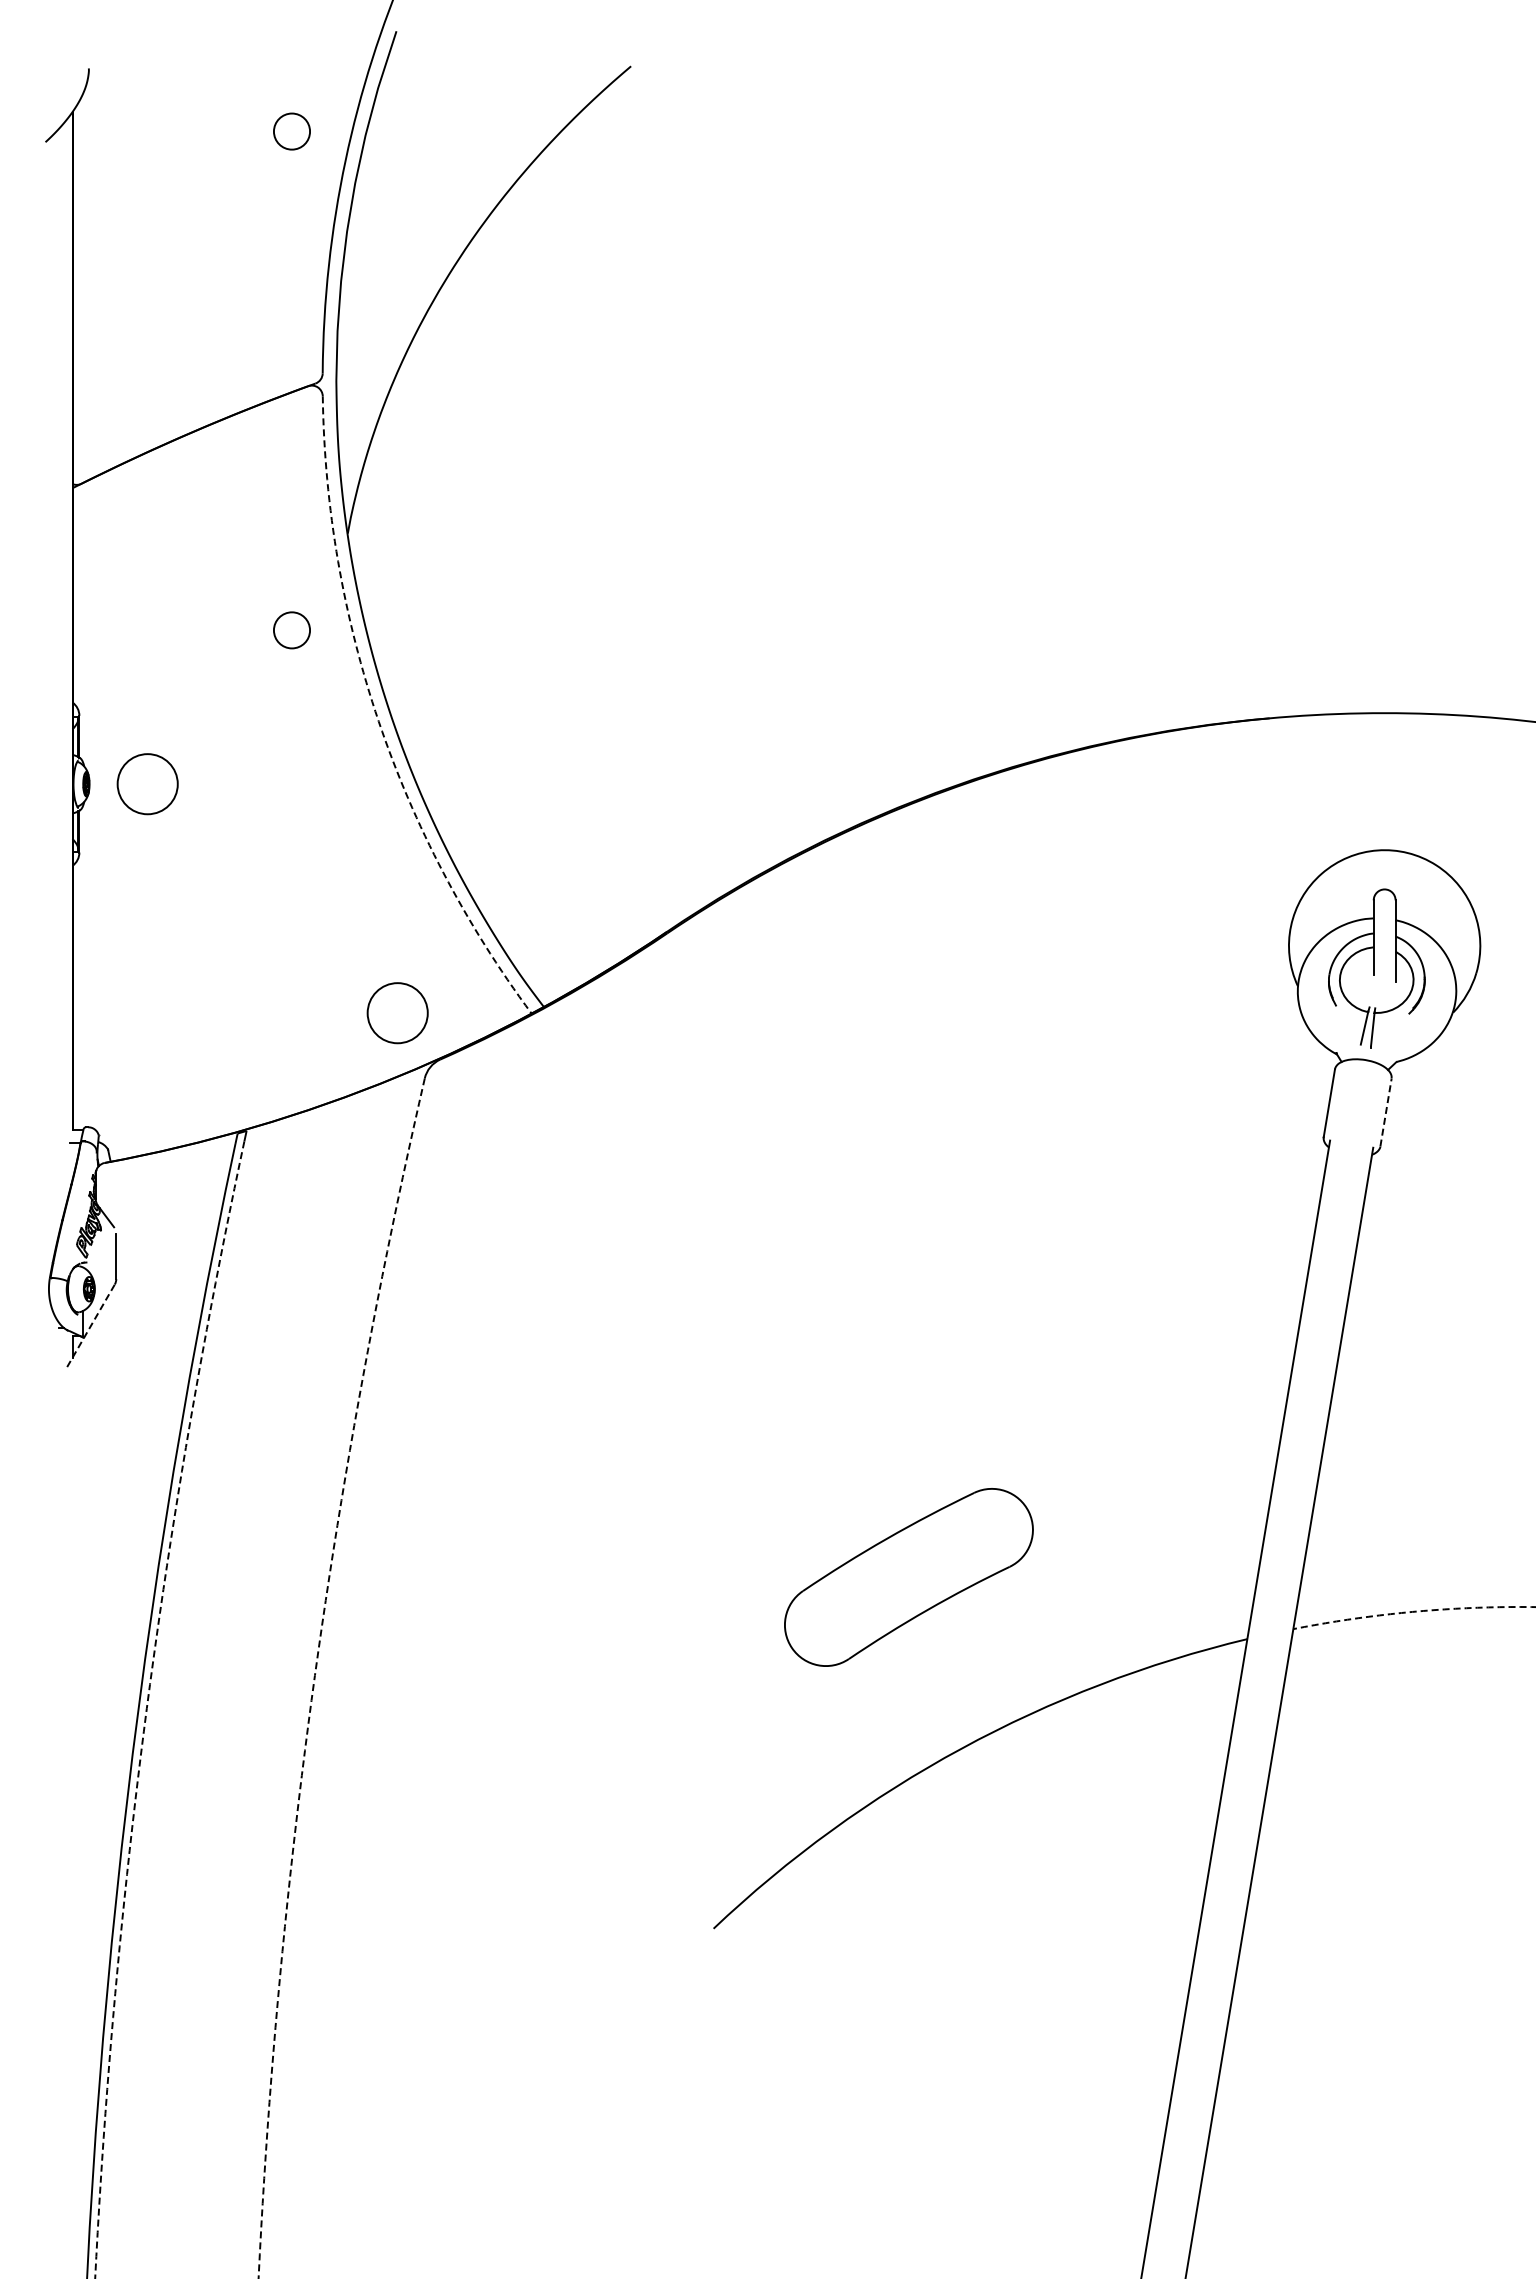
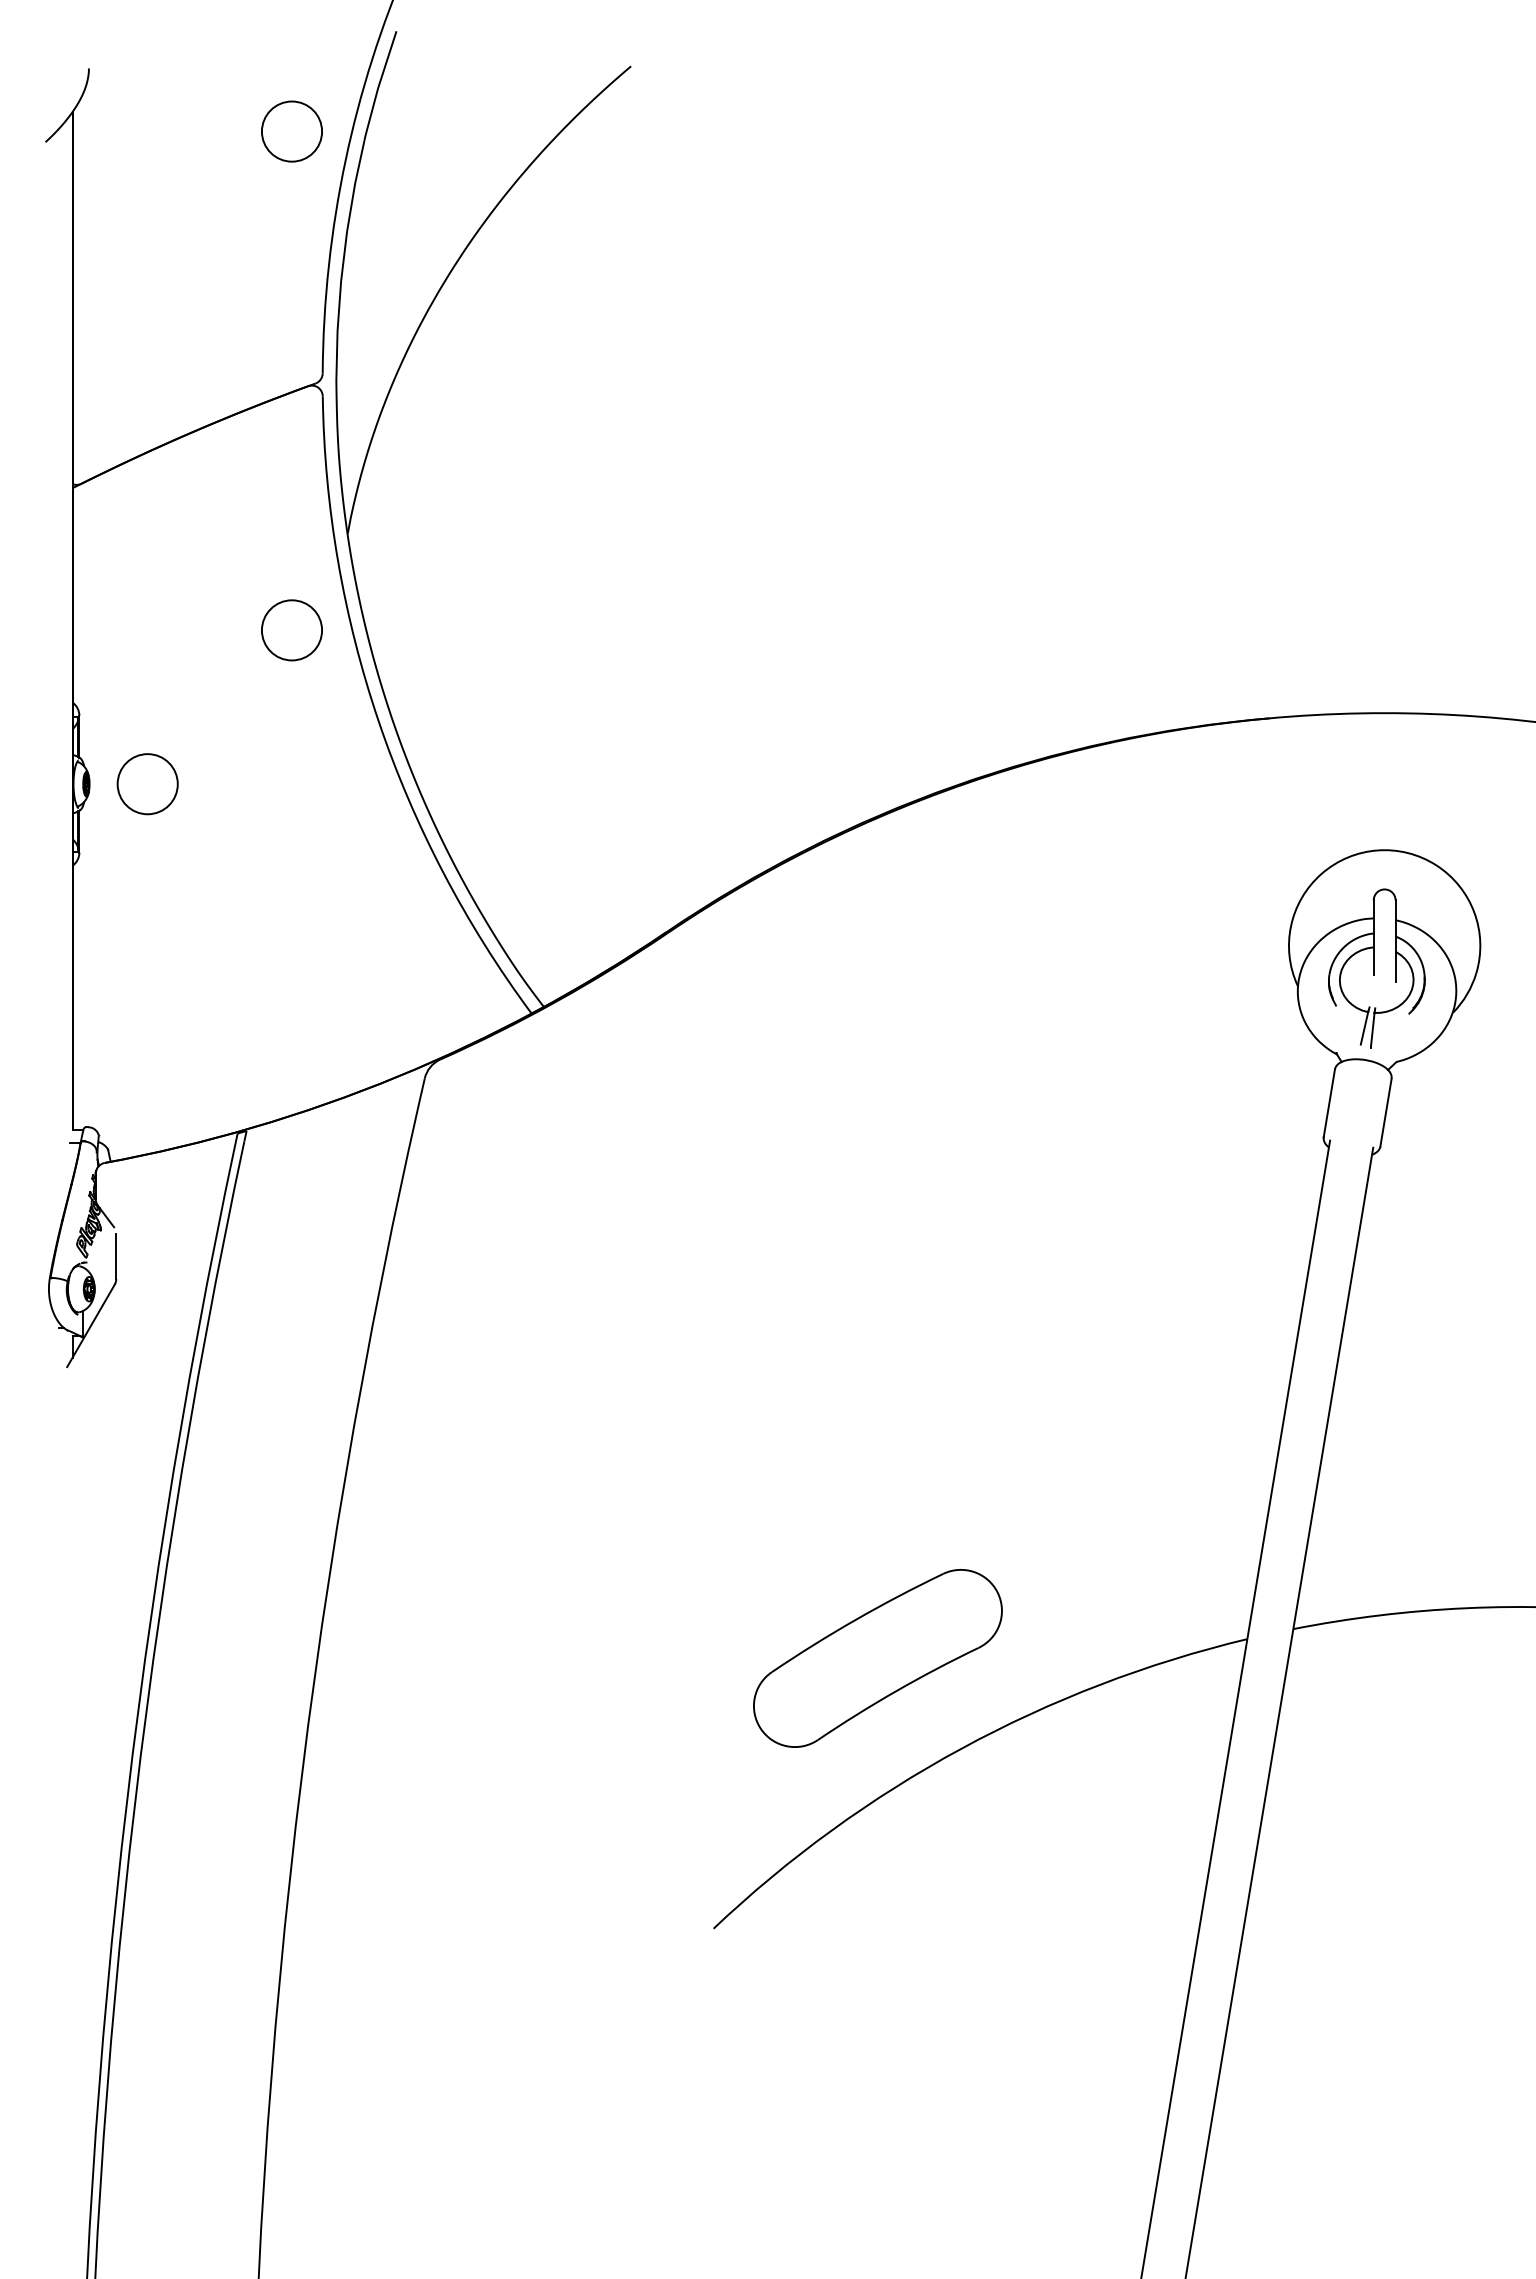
circle diameter: 36 px -> 60 px (291, 131)
circle diameter: 36 px -> 60 px (291, 630)
arc: dashed -> solid (378, 721)
circle: present -> none (397, 1013)
line: dashed -> solid (1386, 1112)
line: dashed -> solid (91, 1325)
part position: (908, 1577) -> (877, 1658) (877, 1658)
arc: dashed -> solid (1414, 1611)
arc: dashed -> solid (314, 1675)
arc: dashed -> solid (146, 1708)
